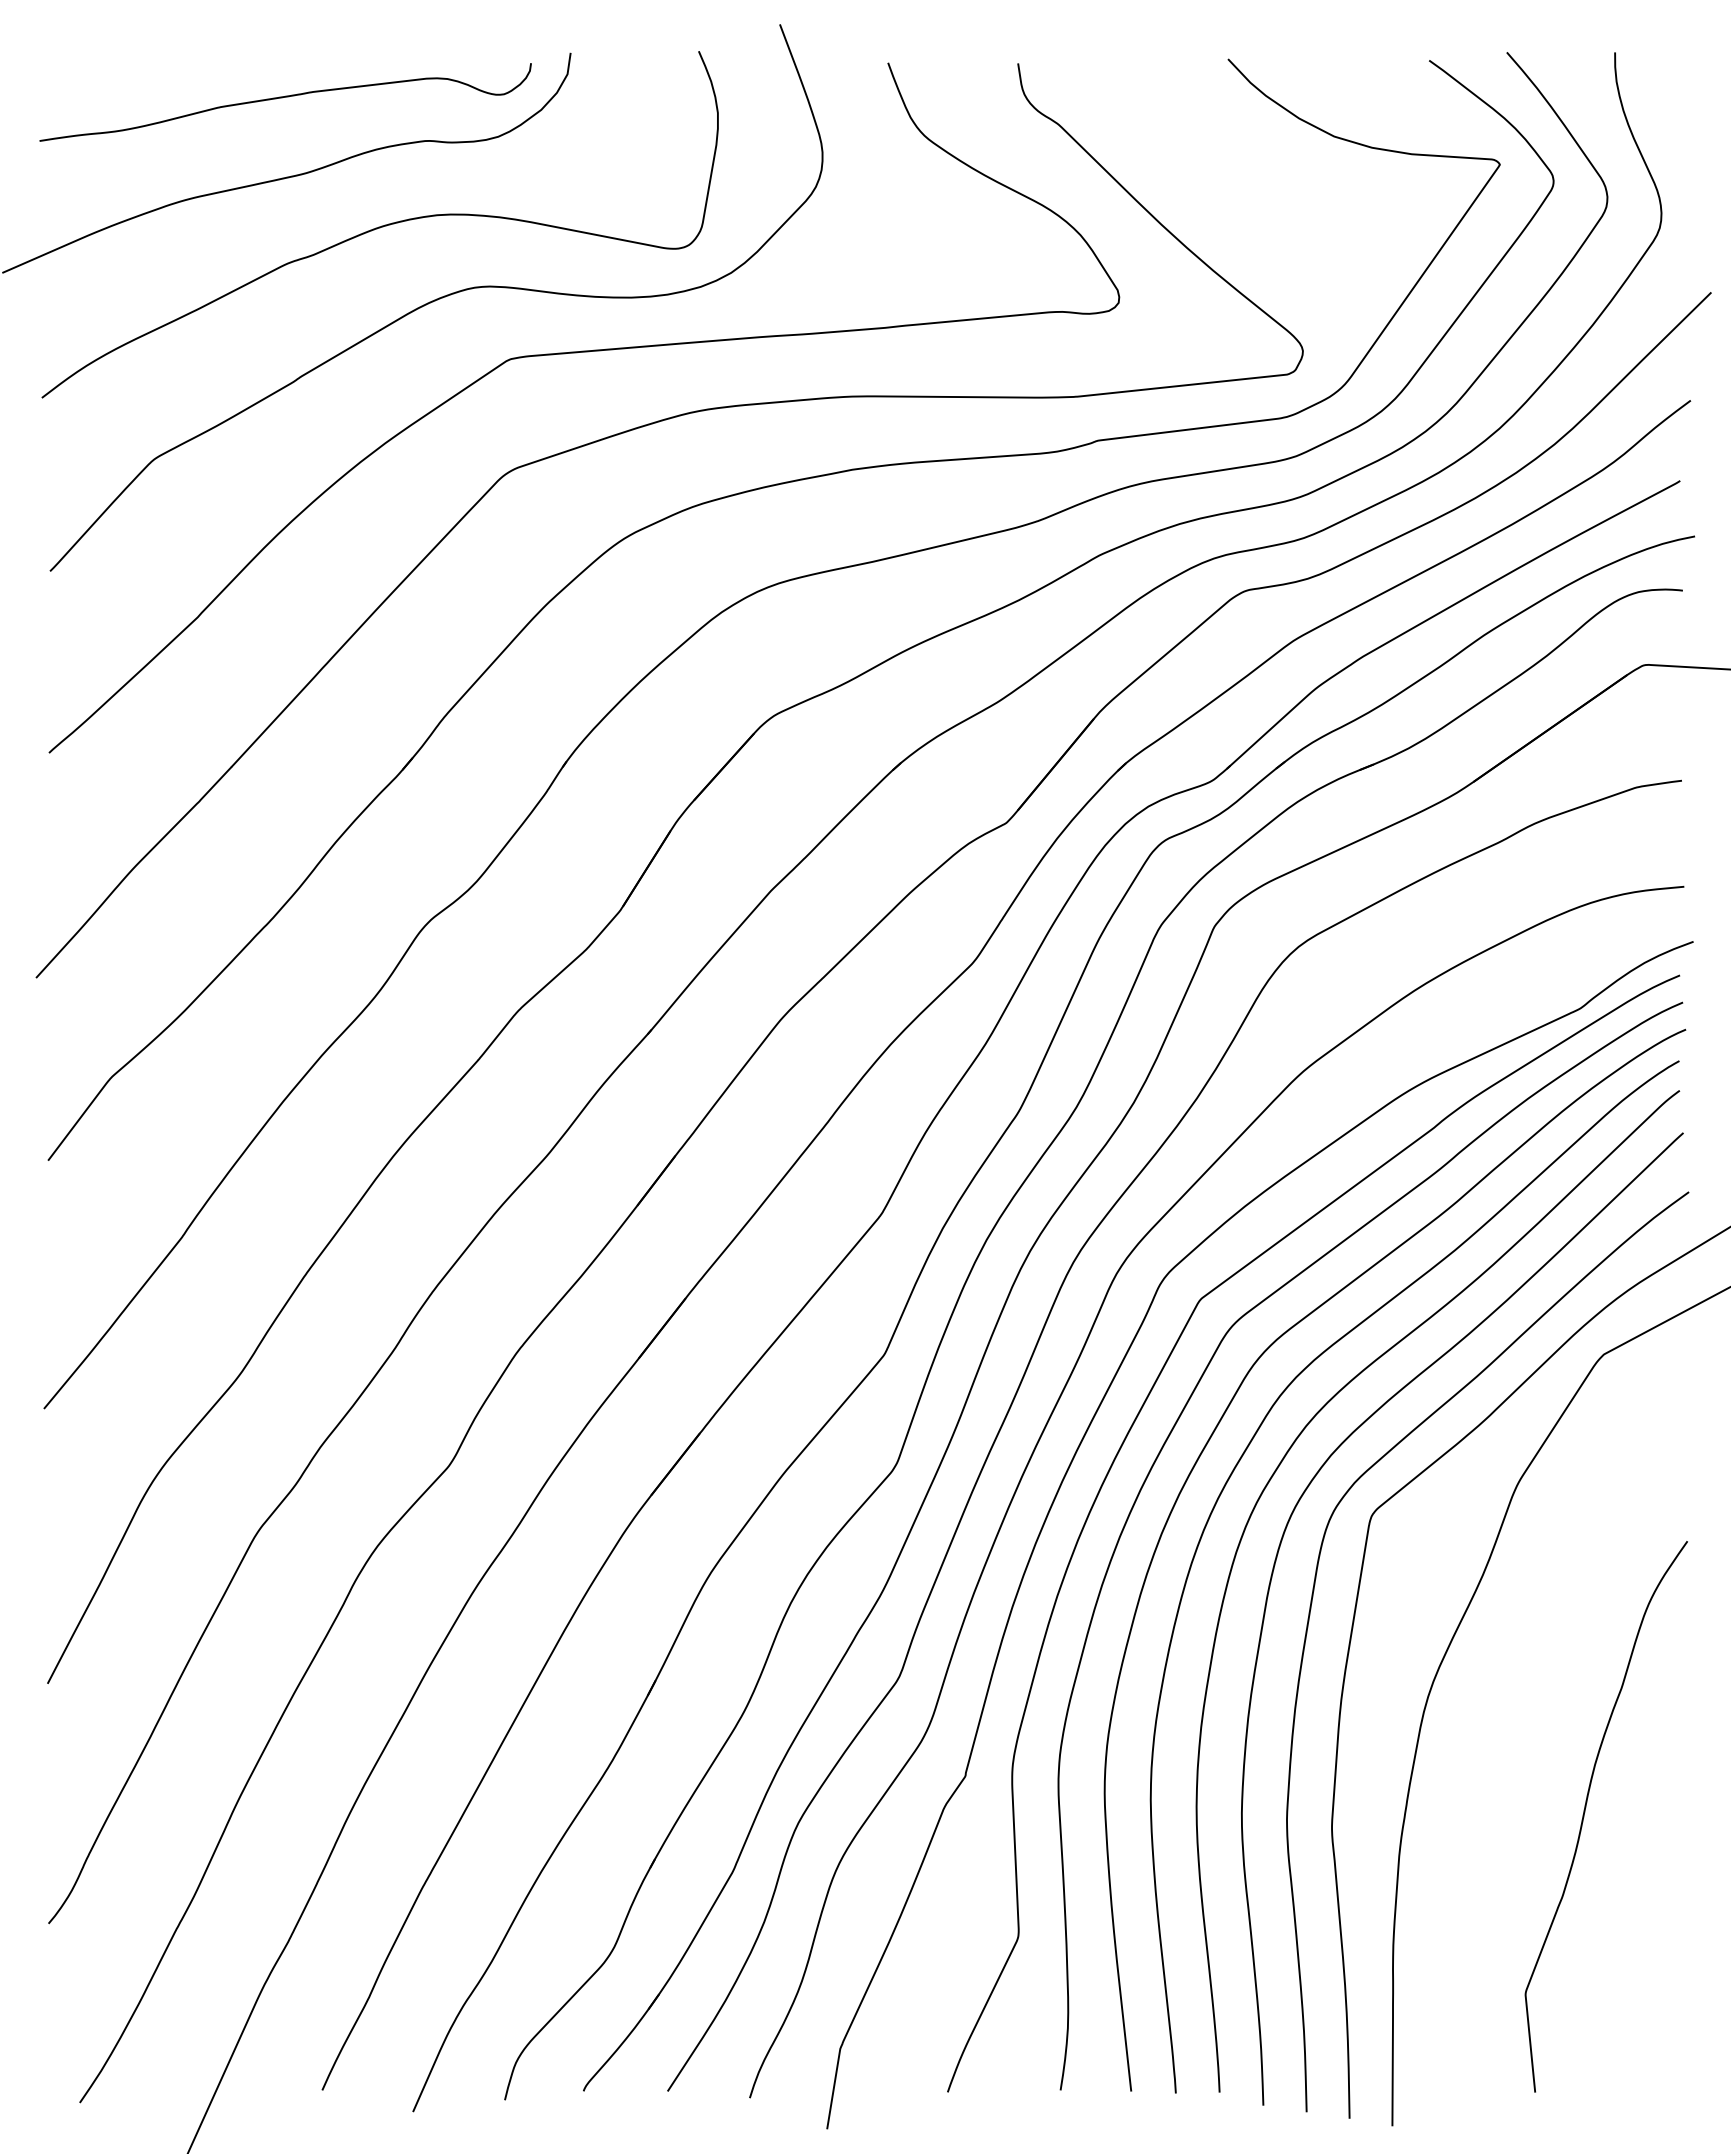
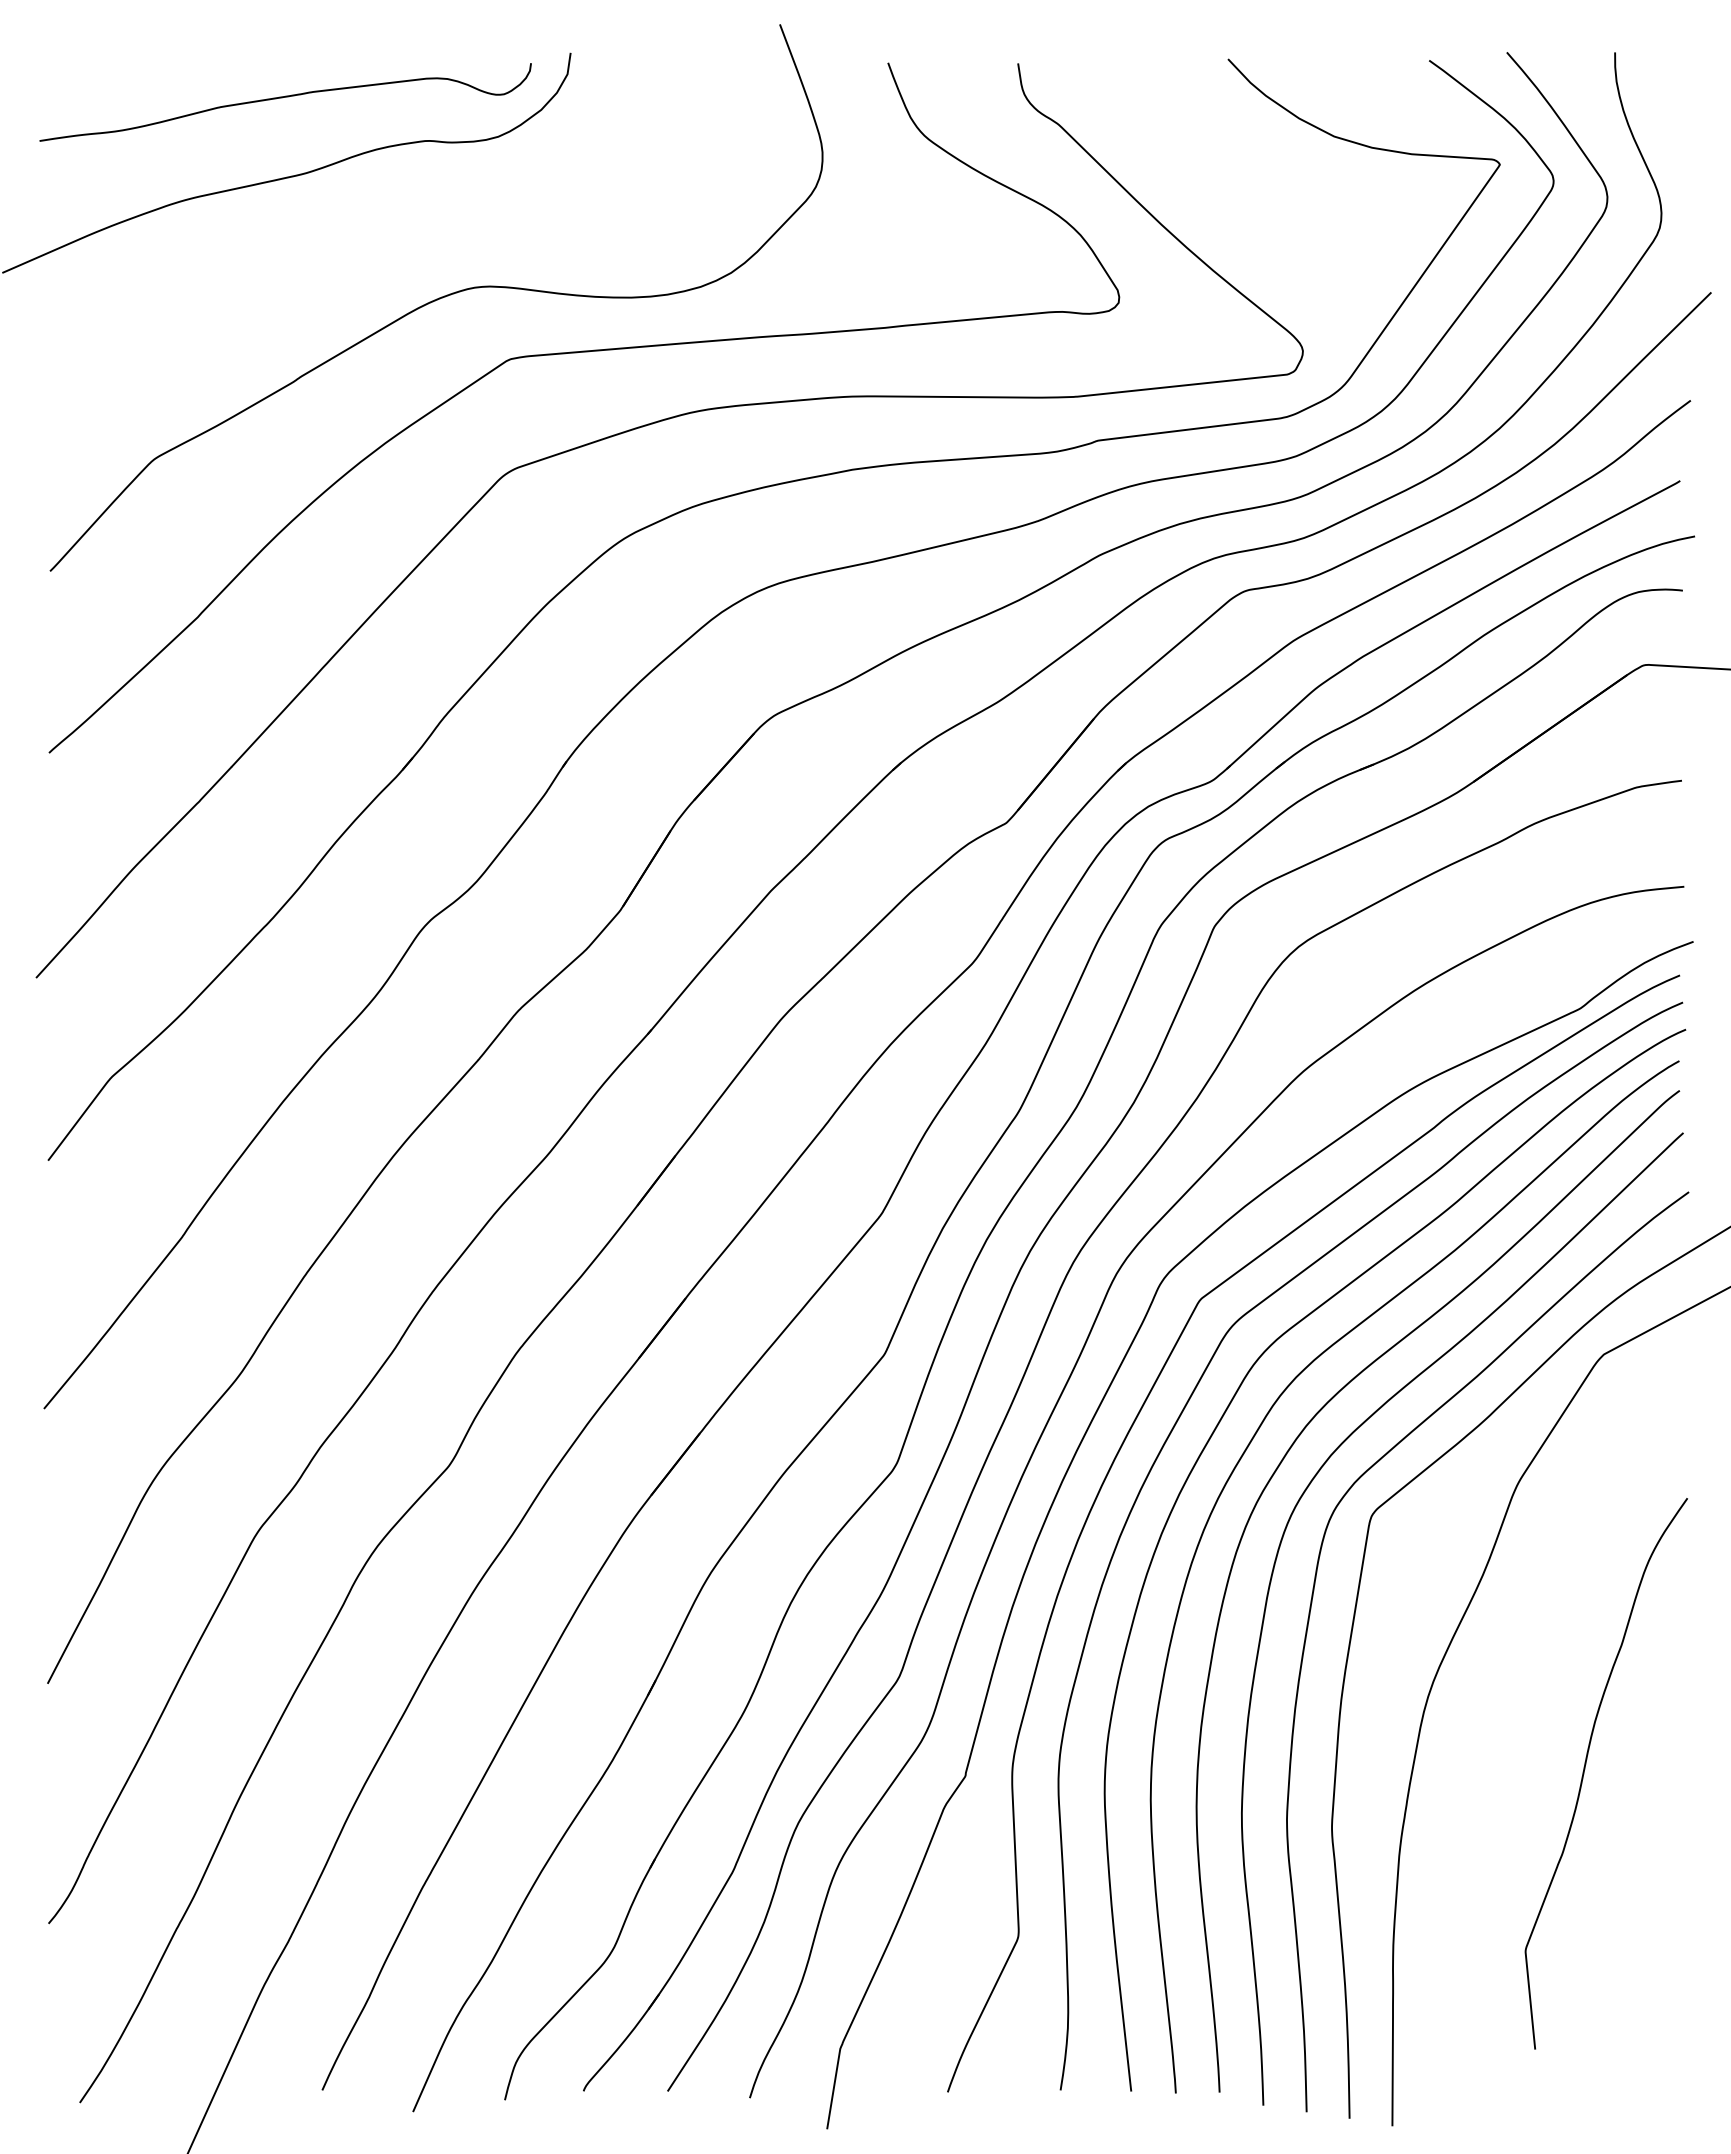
curve: present -> none (379, 226)
curve position: (1585, 1812) -> (1585, 1769) (1585, 1769)
